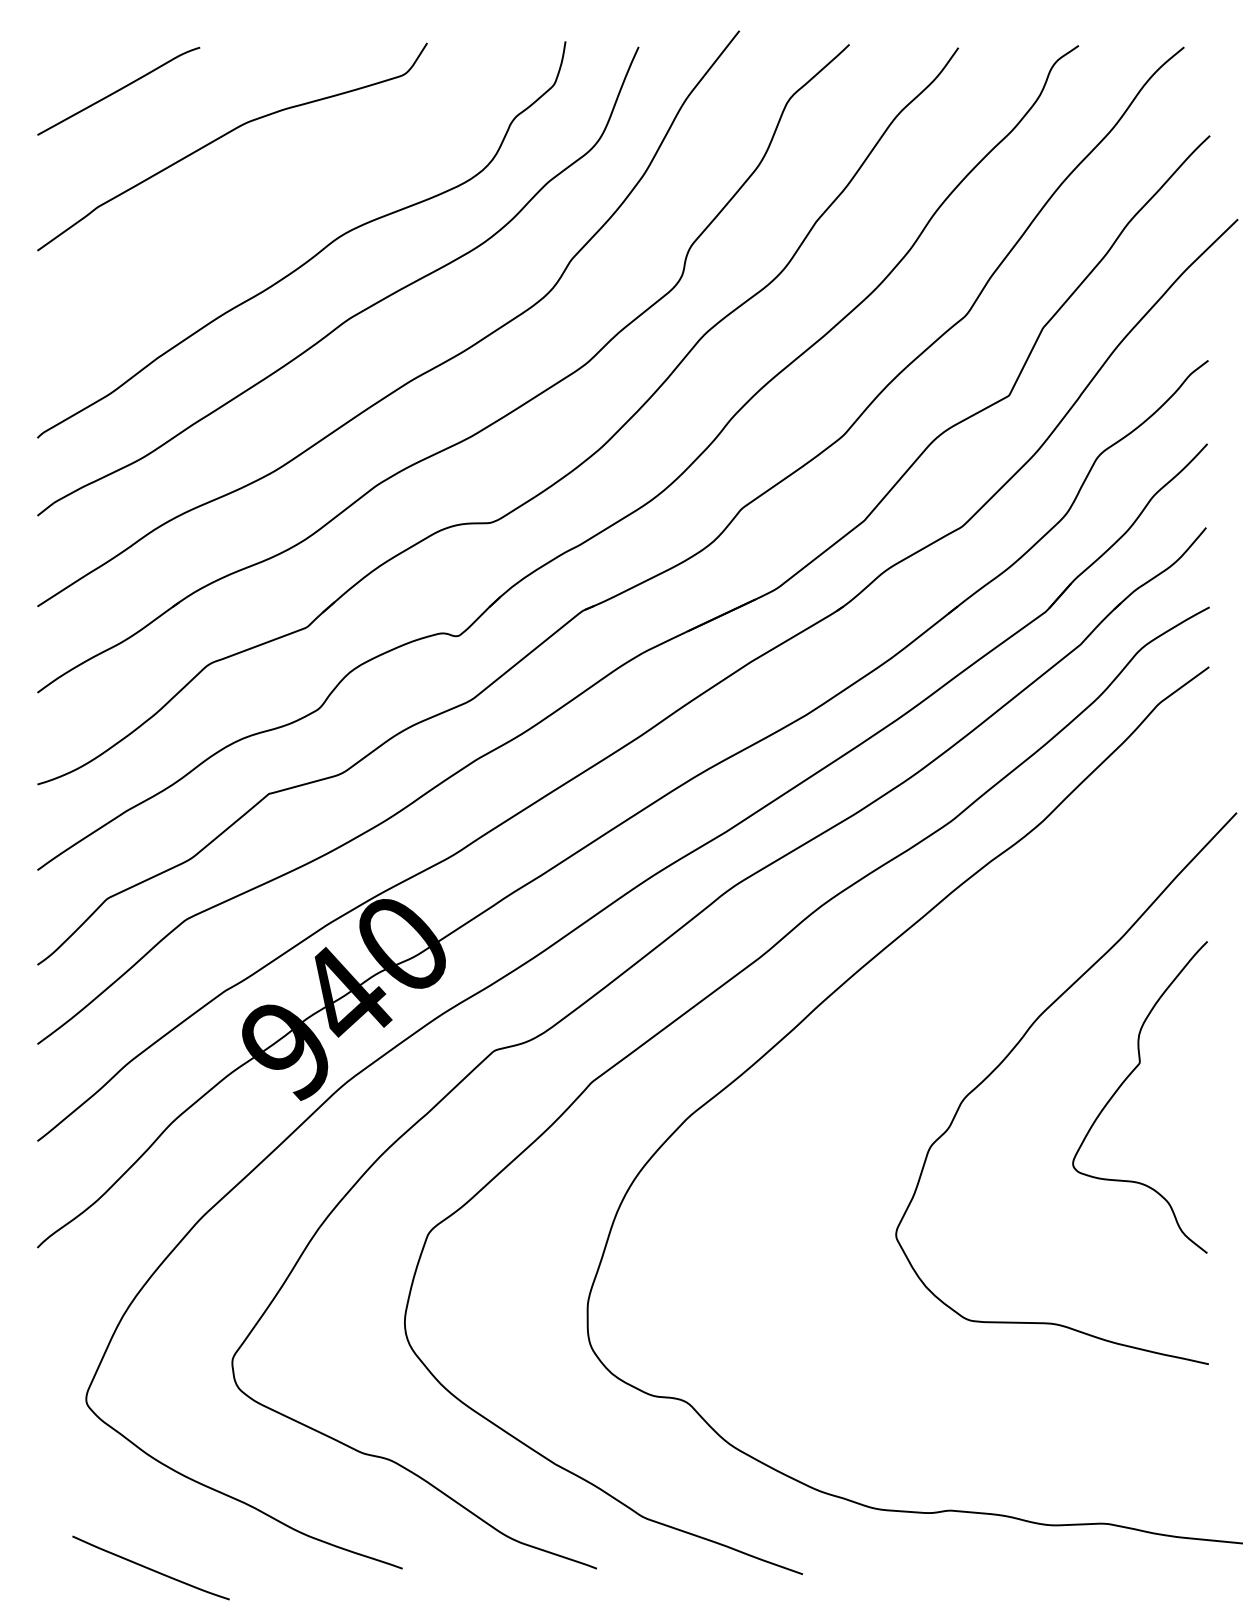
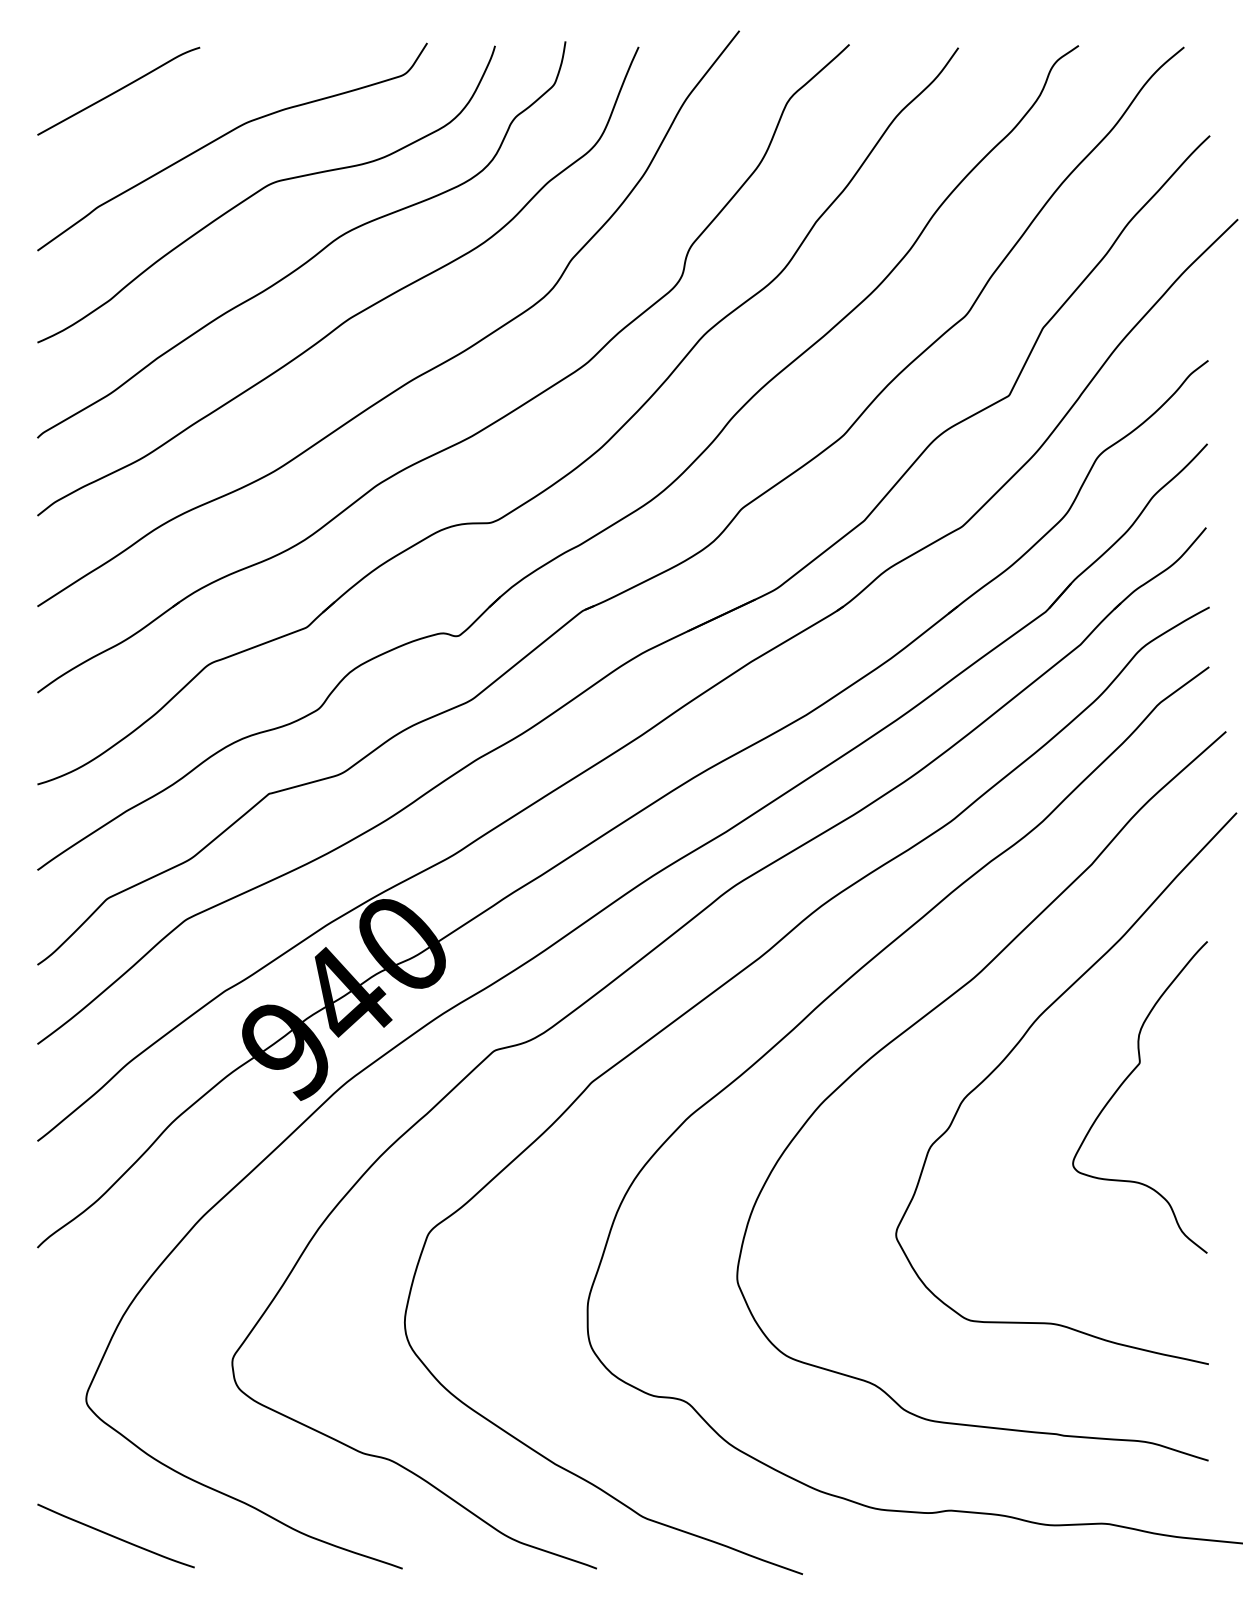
curve: none -> present (263, 189)
curve: none -> present (922, 1019)
curve position: (149, 1567) -> (114, 1535) (114, 1535)
